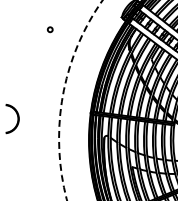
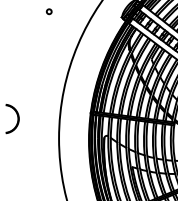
circle position: (49, 29) -> (48, 11) (48, 11)
circle: dashed -> solid (80, 100)
